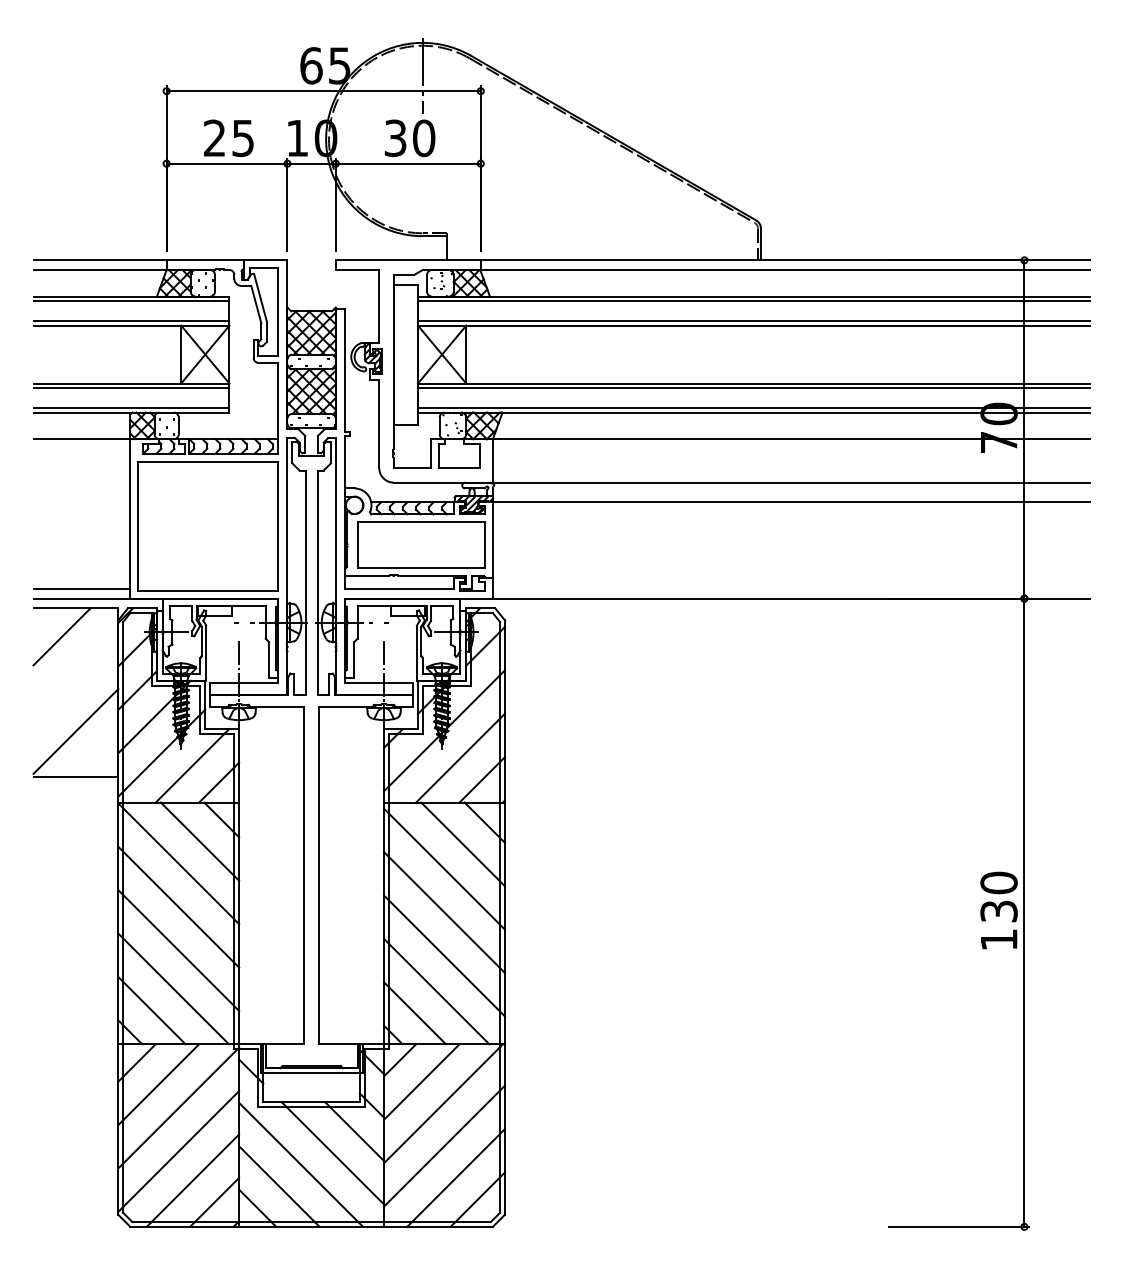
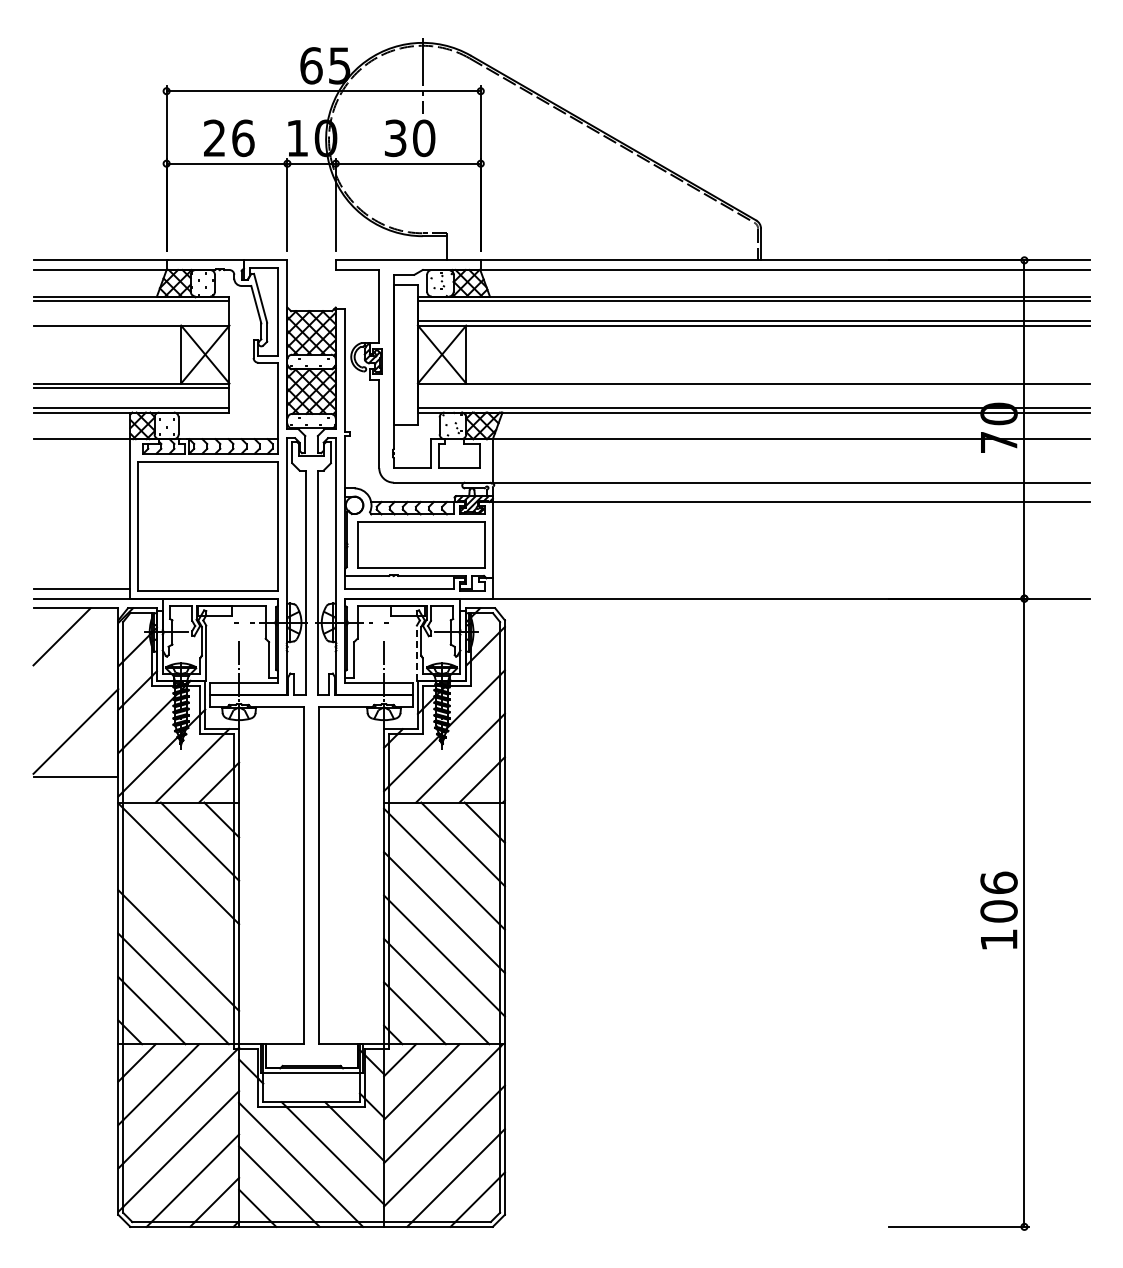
text: 25 -> 26 (243, 138)
line: present -> none (131, 320)
line: present -> none (753, 388)
line: solid -> dashed (416, 653)
text: 130 -> 106 (998, 896)
line: present -> none (178, 906)
